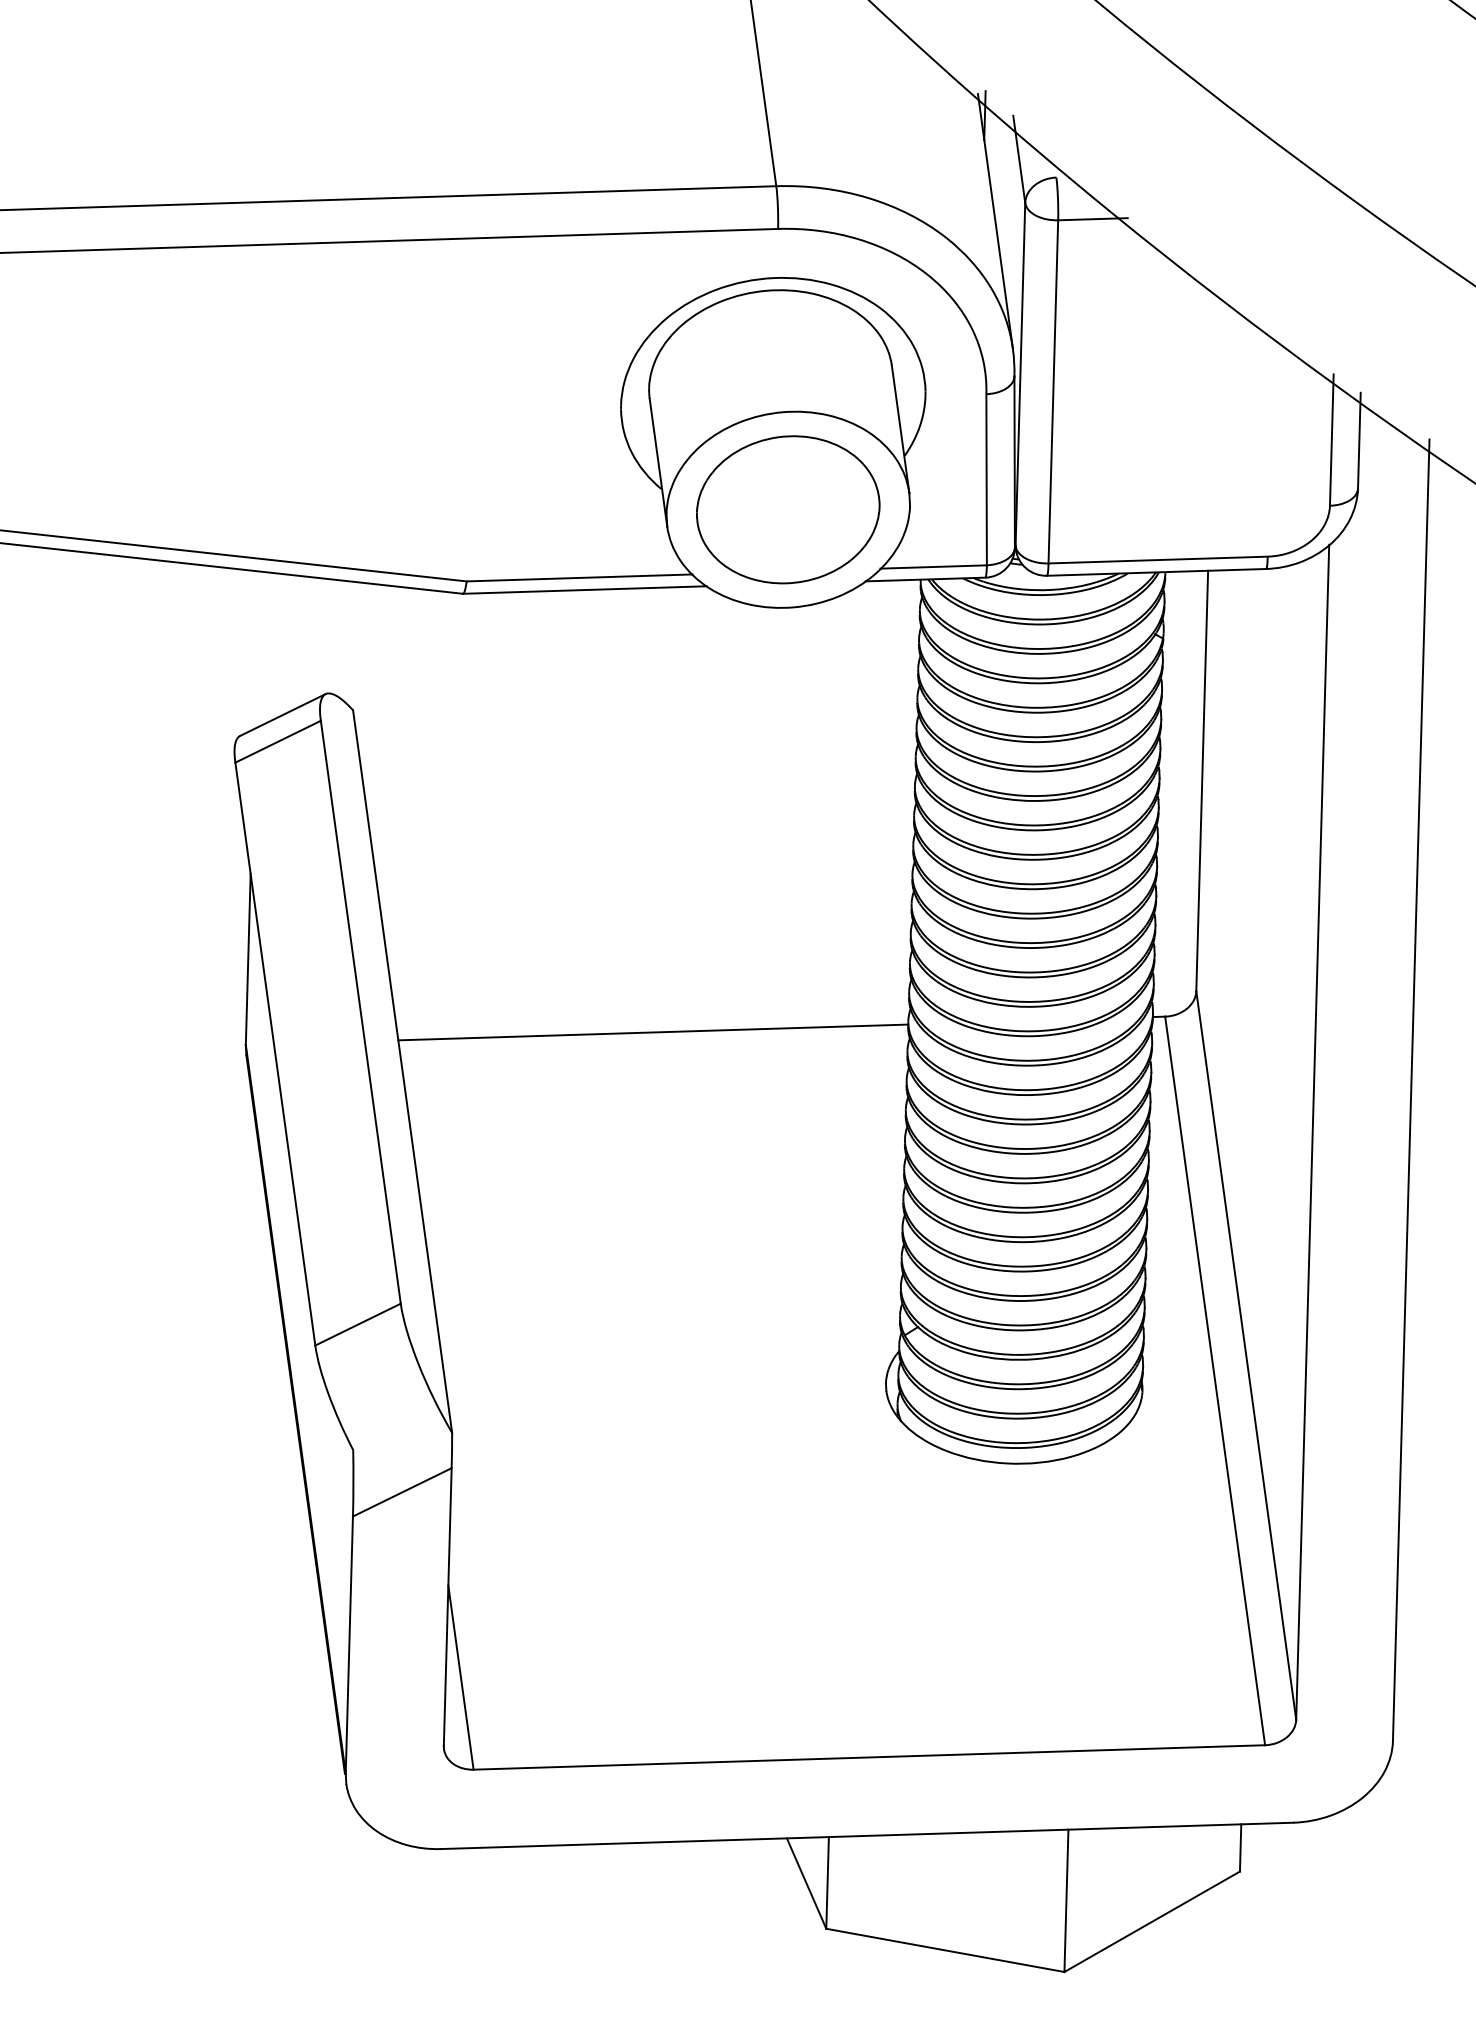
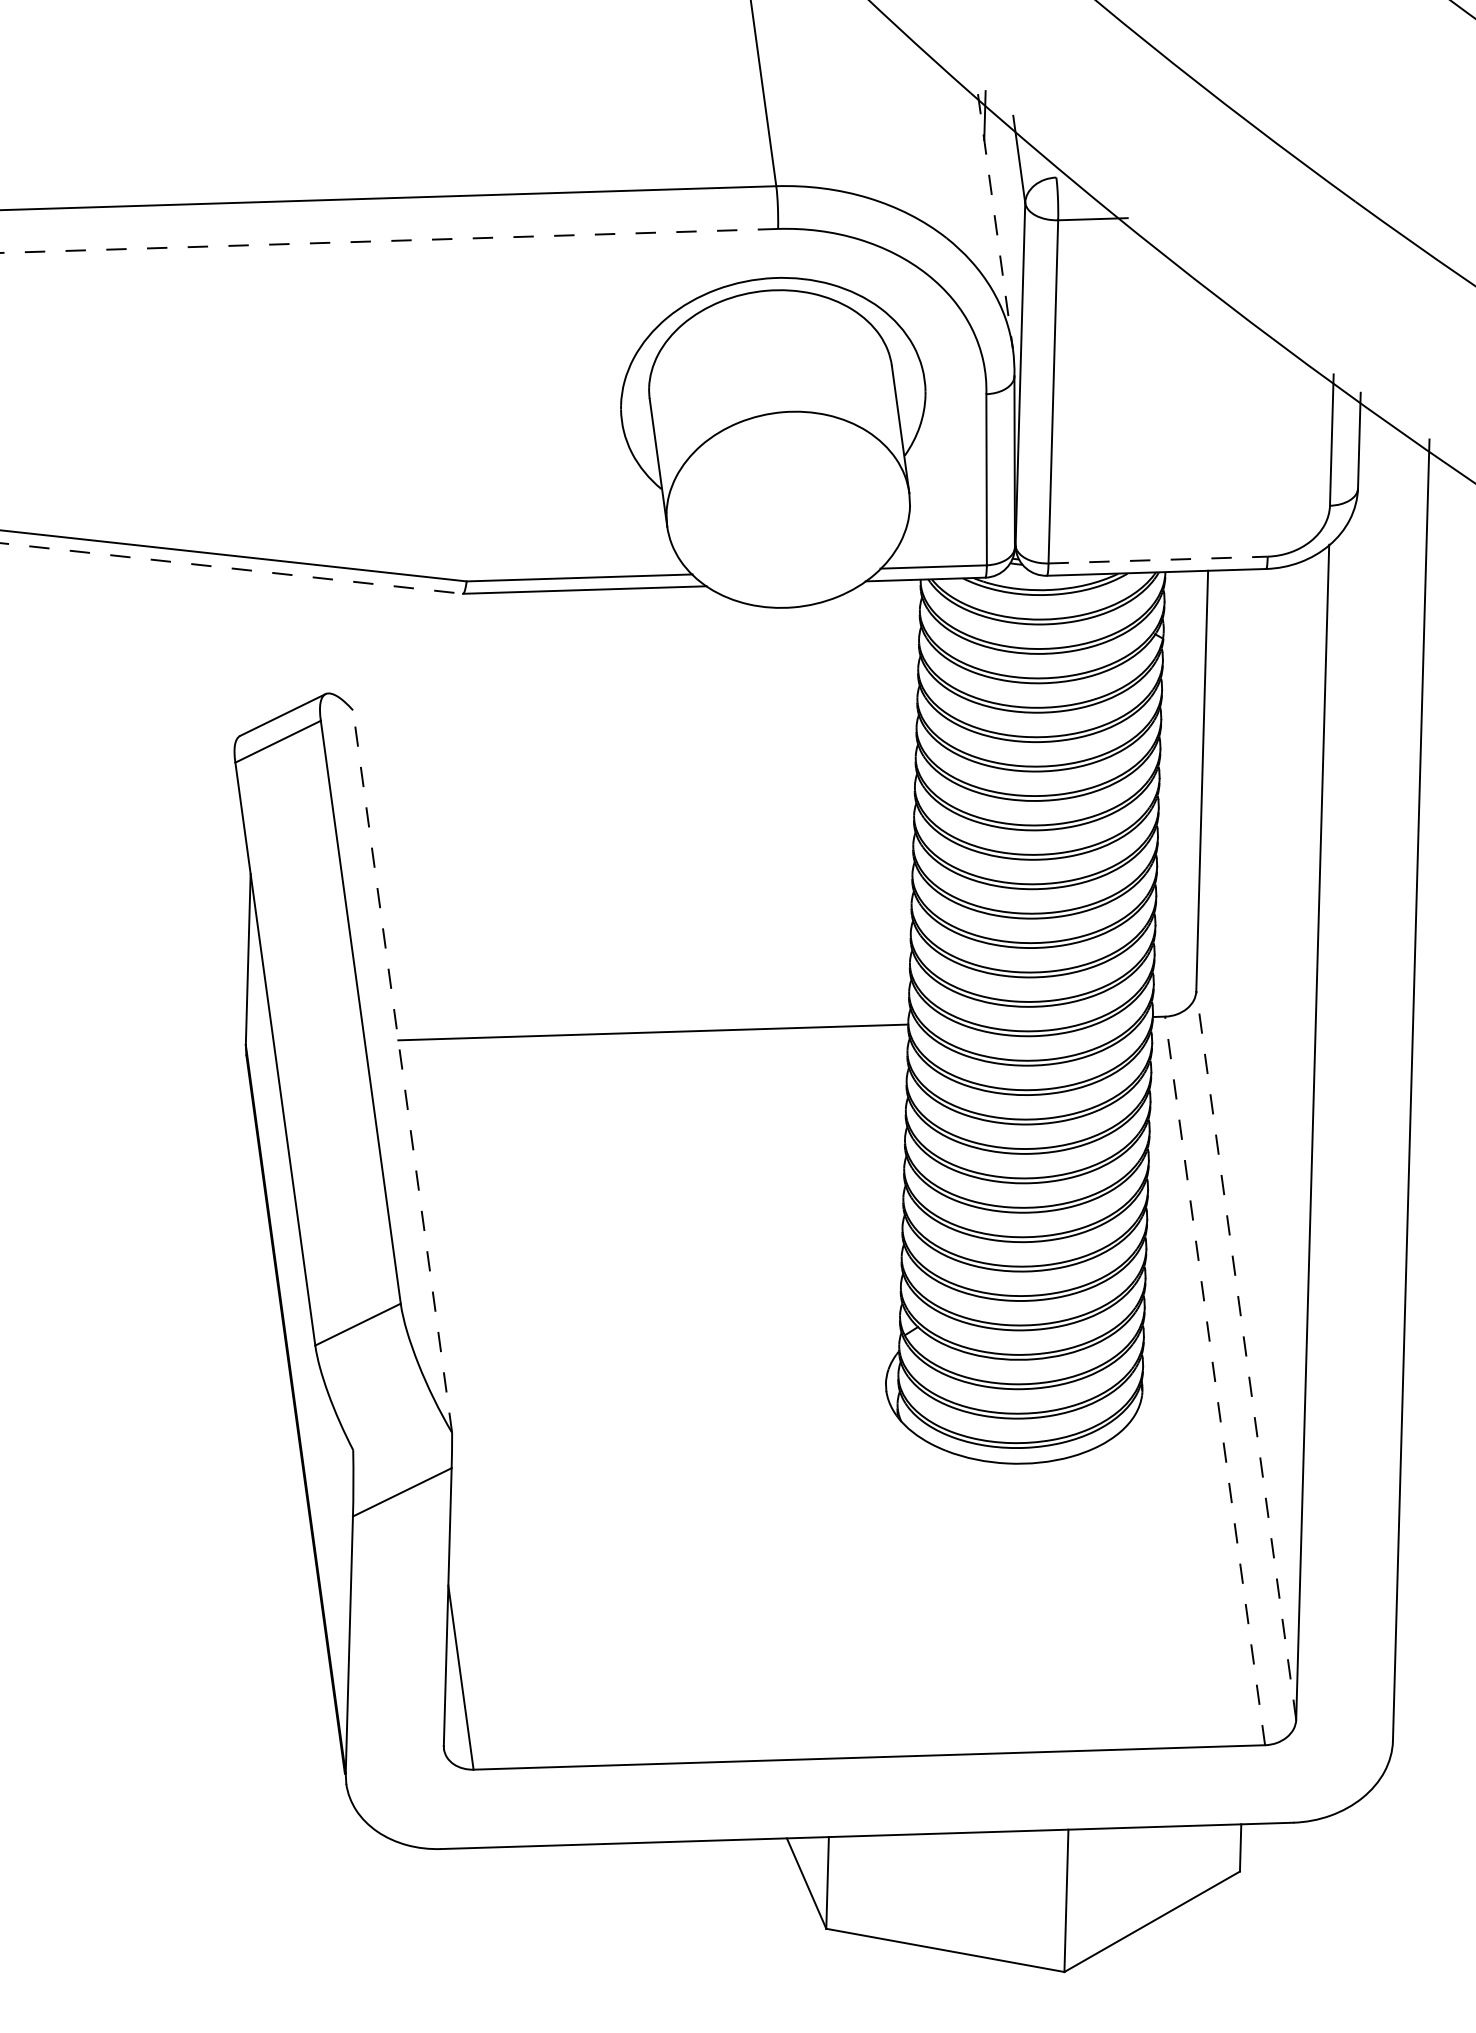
line: solid -> dashed (995, 221)
line: solid -> dashed (389, 240)
part: present -> none (788, 509)
line: solid -> dashed (1158, 560)
line: solid -> dashed (231, 568)
line: solid -> dashed (402, 1071)
line: solid -> dashed (1246, 1355)
line: solid -> dashed (1215, 1380)
